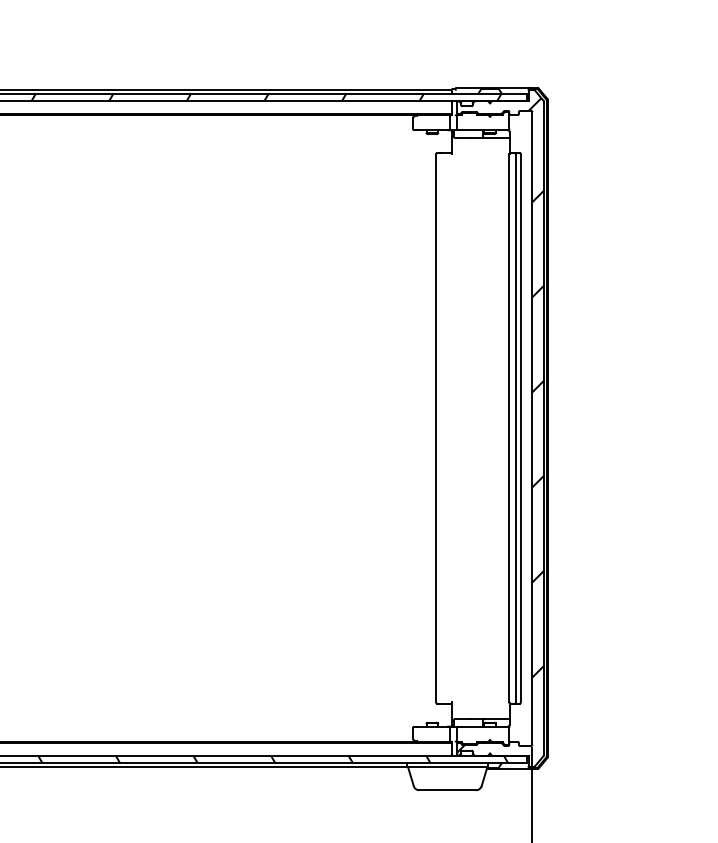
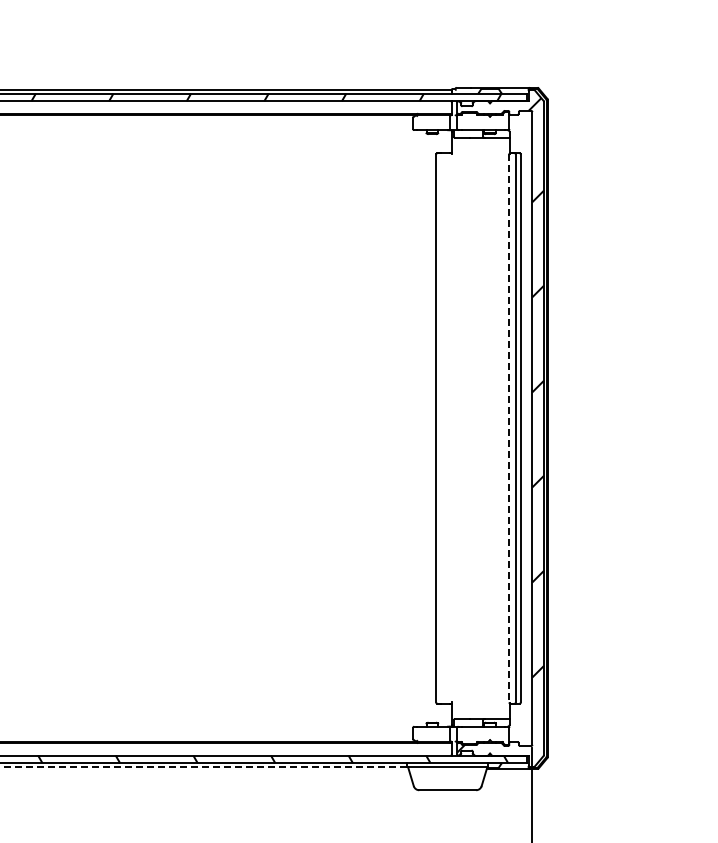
line: solid -> dashed (509, 428)
line: solid -> dashed (204, 767)
